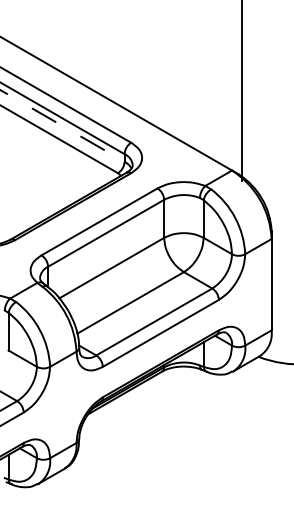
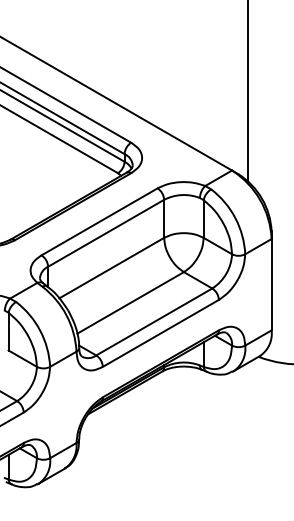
line position: (241, 91) -> (247, 91) (247, 91)
line: dashed -> solid (62, 125)
